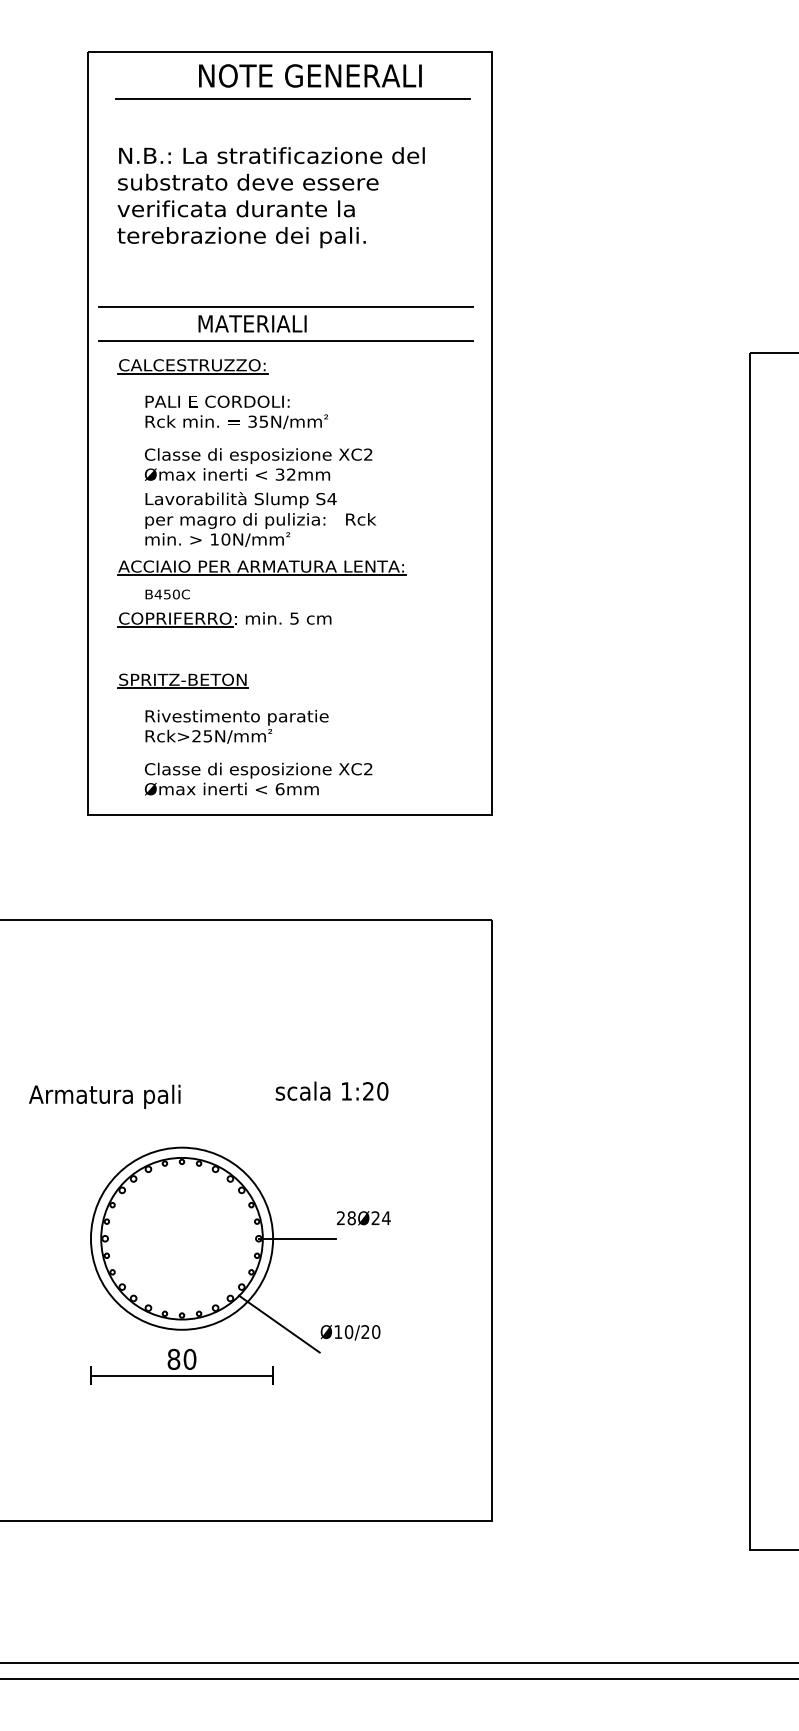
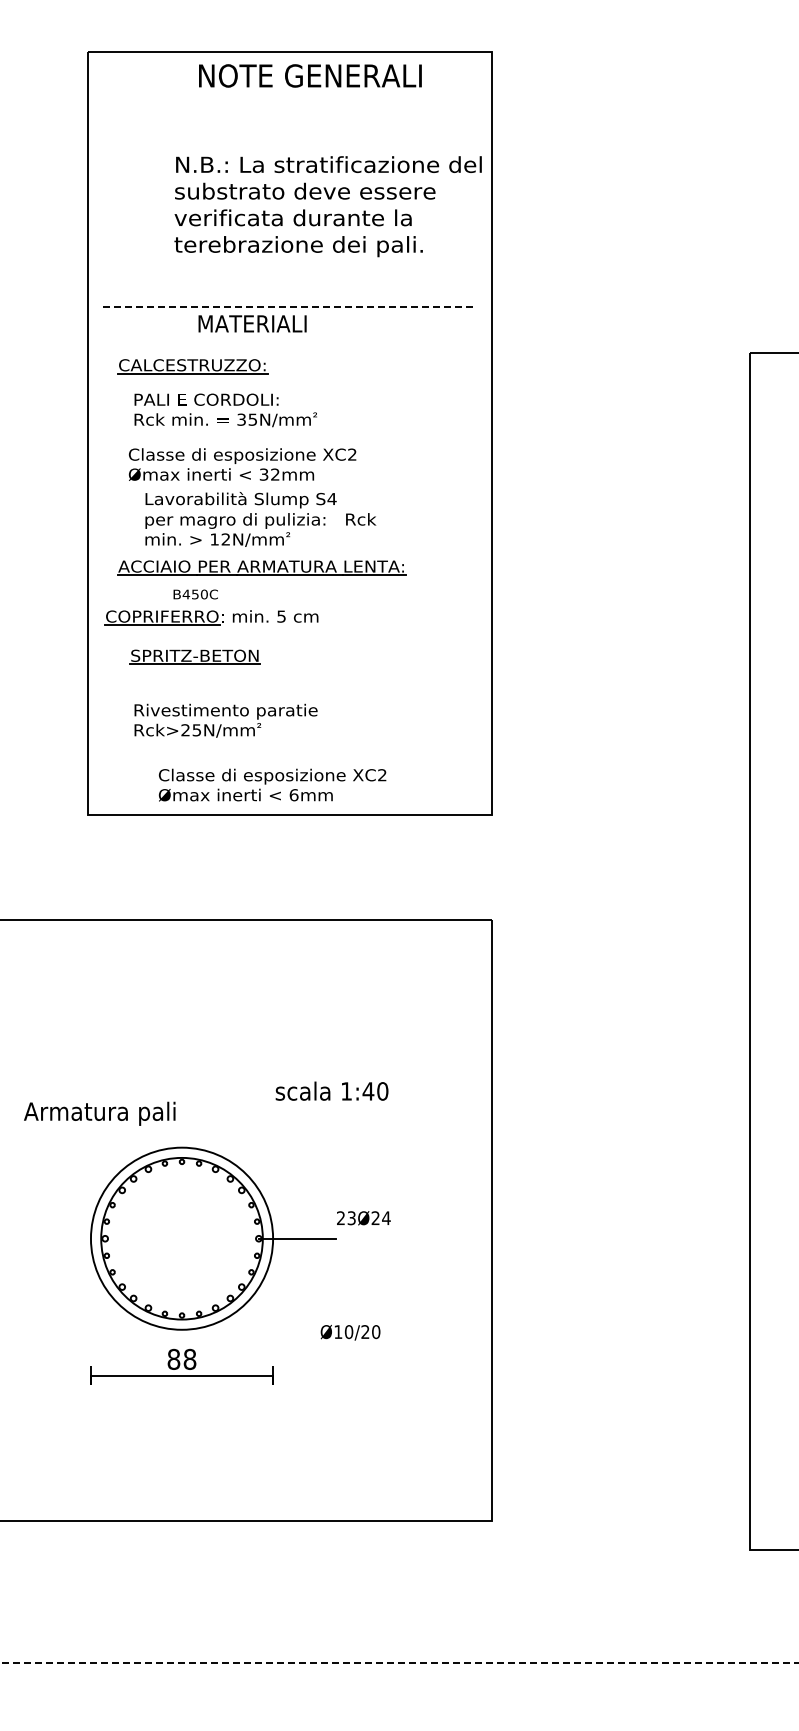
line: present -> none (292, 98)
text position: (270, 197) -> (327, 206) (327, 206)
line: solid -> dashed (285, 306)
line: present -> none (285, 341)
text position: (236, 412) -> (225, 410) (225, 410)
text position: (258, 464) -> (242, 464) (242, 464)
text: 10N/mm -> 12N/mm (225, 539)
text position: (167, 594) -> (195, 594) (195, 594)
part position: (224, 619) -> (211, 617) (211, 617)
part position: (182, 680) -> (194, 656) (194, 656)
text position: (236, 726) -> (225, 720) (225, 720)
text position: (258, 778) -> (272, 784) (272, 784)
text: 1:20 -> 1:40 (368, 1091)
text position: (104, 1096) -> (99, 1113) (99, 1113)
text: 28Ø24 -> 23Ø24 (351, 1218)
line: present -> none (278, 1323)
text: 80 -> 88 (189, 1359)
line: solid -> dashed (399, 1663)
line: present -> none (398, 1679)
